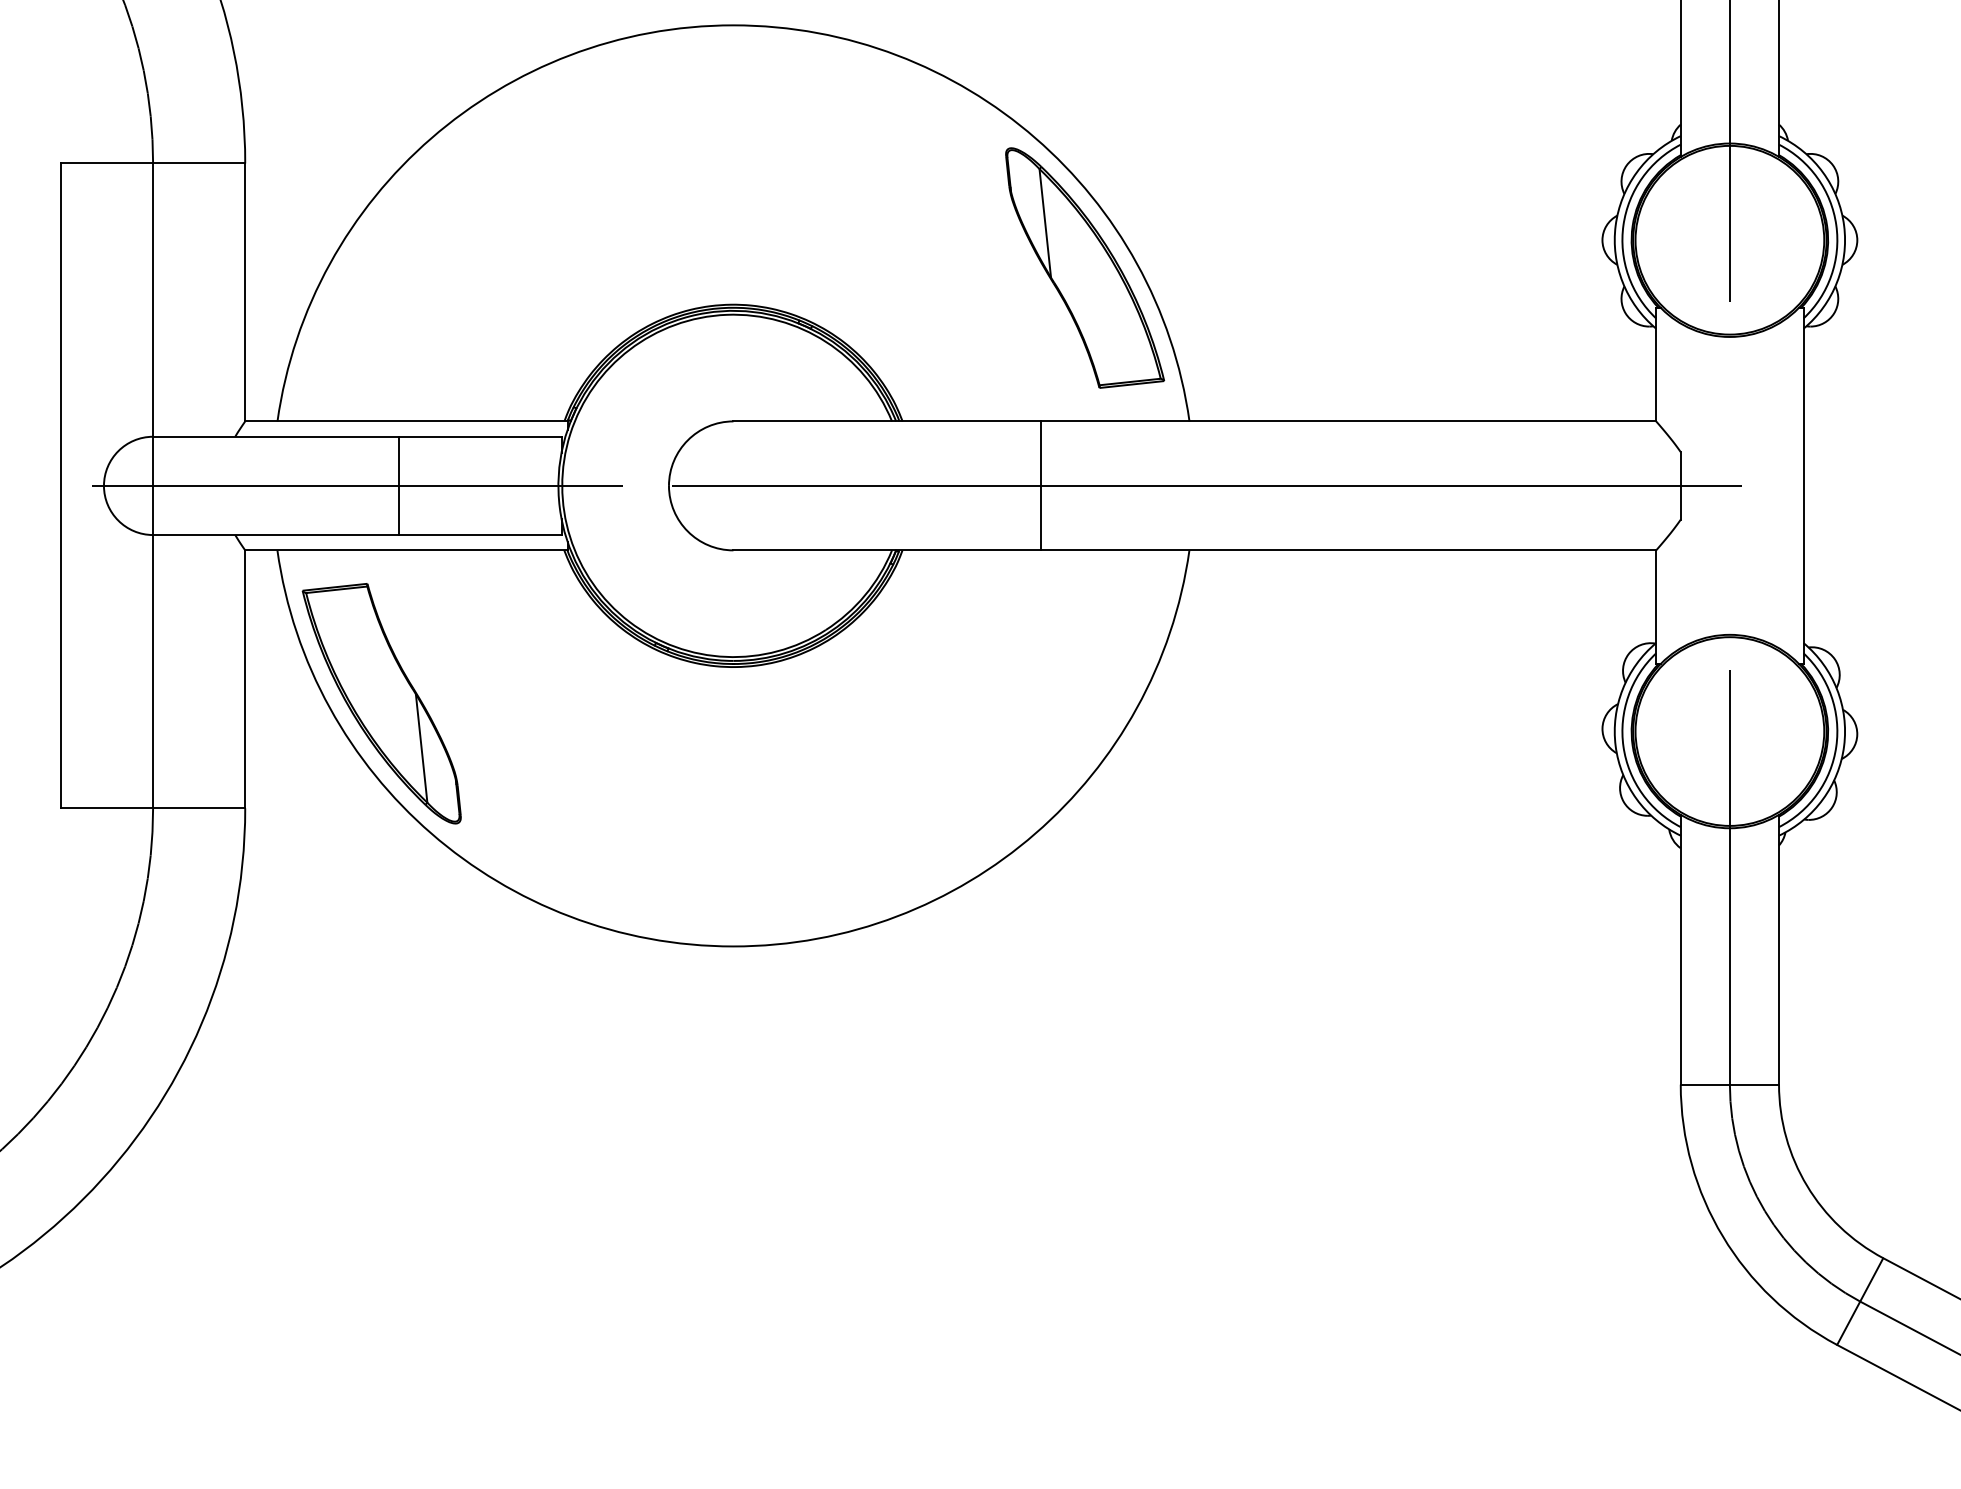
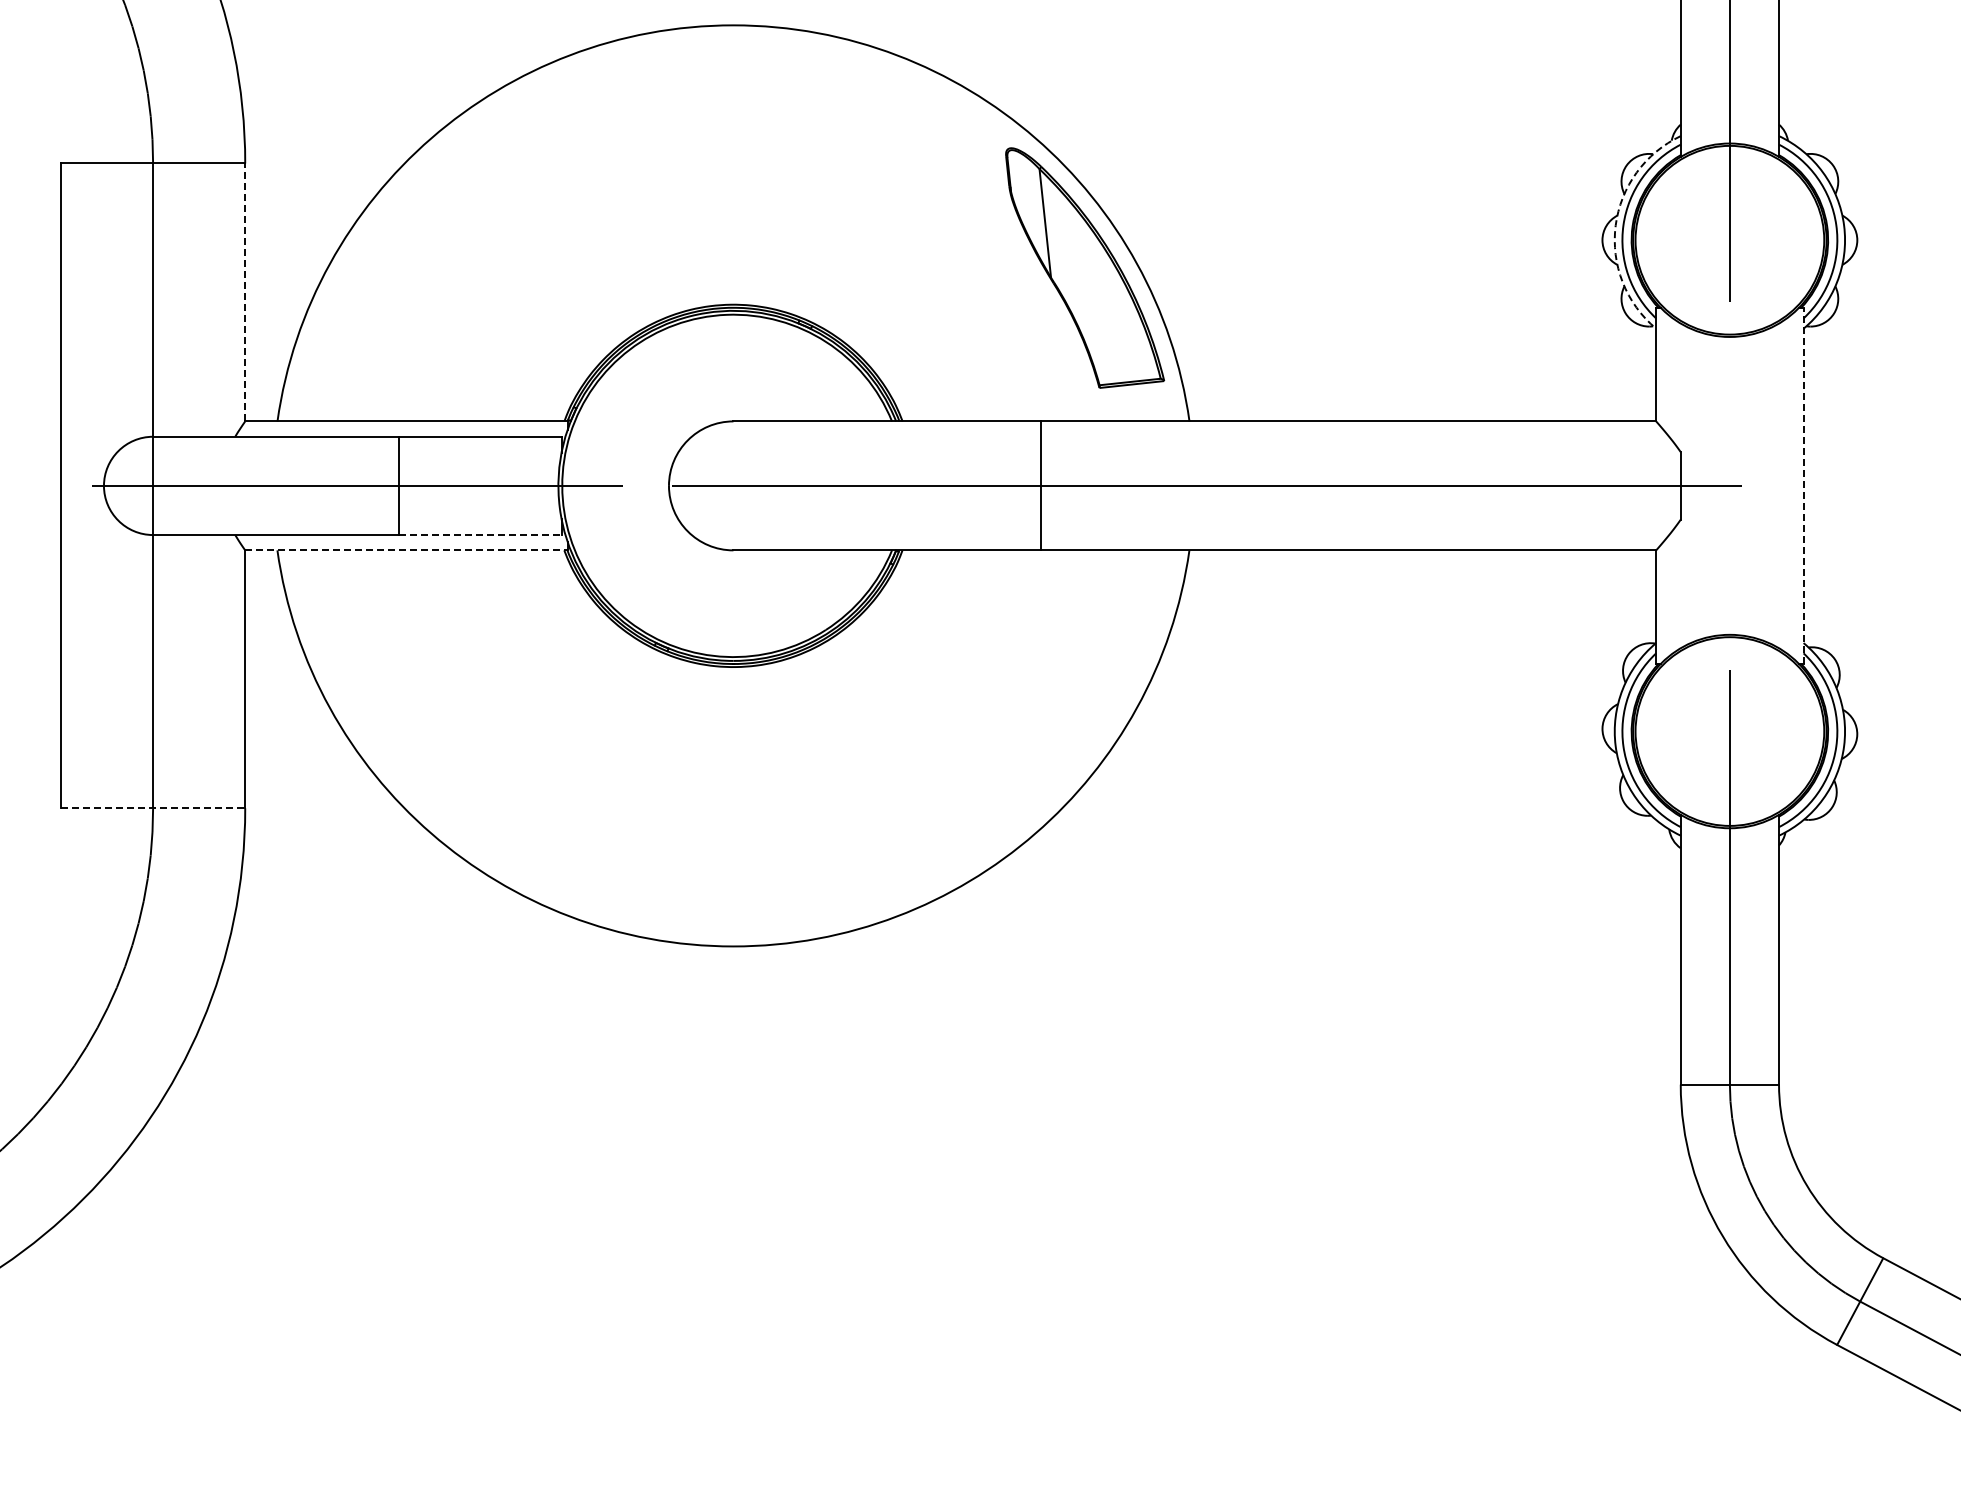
arc: solid -> dashed (1615, 225)
line: solid -> dashed (245, 292)
line: solid -> dashed (1803, 485)
line: solid -> dashed (480, 535)
line: solid -> dashed (406, 550)
part: present -> none (381, 703)
line: solid -> dashed (153, 808)
